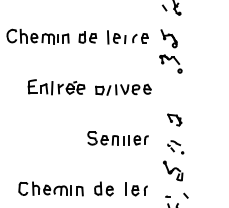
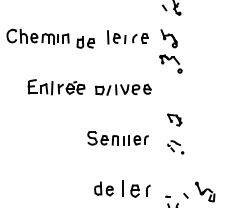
part position: (87, 37) -> (85, 42) (85, 42)
part position: (173, 170) -> (205, 191) (205, 191)
part: present -> none (50, 188)
part size: 23x15 px -> 29x18 px (136, 188)
